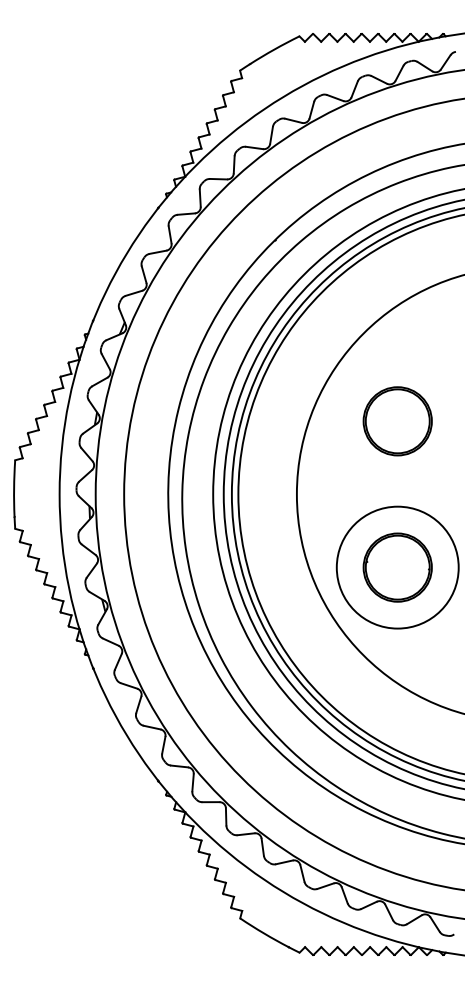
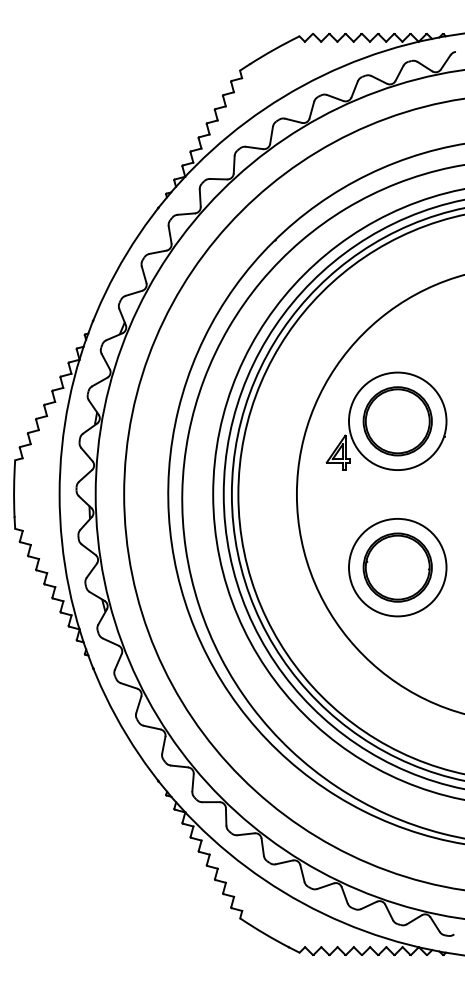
part: none -> present (386, 420)
circle diameter: 122 px -> 98 px (397, 567)
